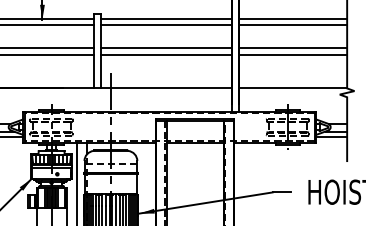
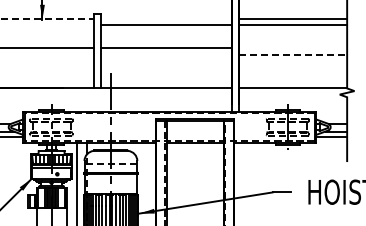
line: solid -> dashed (46, 19)
line: present -> none (165, 19)
line: present -> none (47, 25)
line: present -> none (293, 48)
line: present -> none (47, 54)
line: present -> none (165, 54)
line: solid -> dashed (293, 54)
